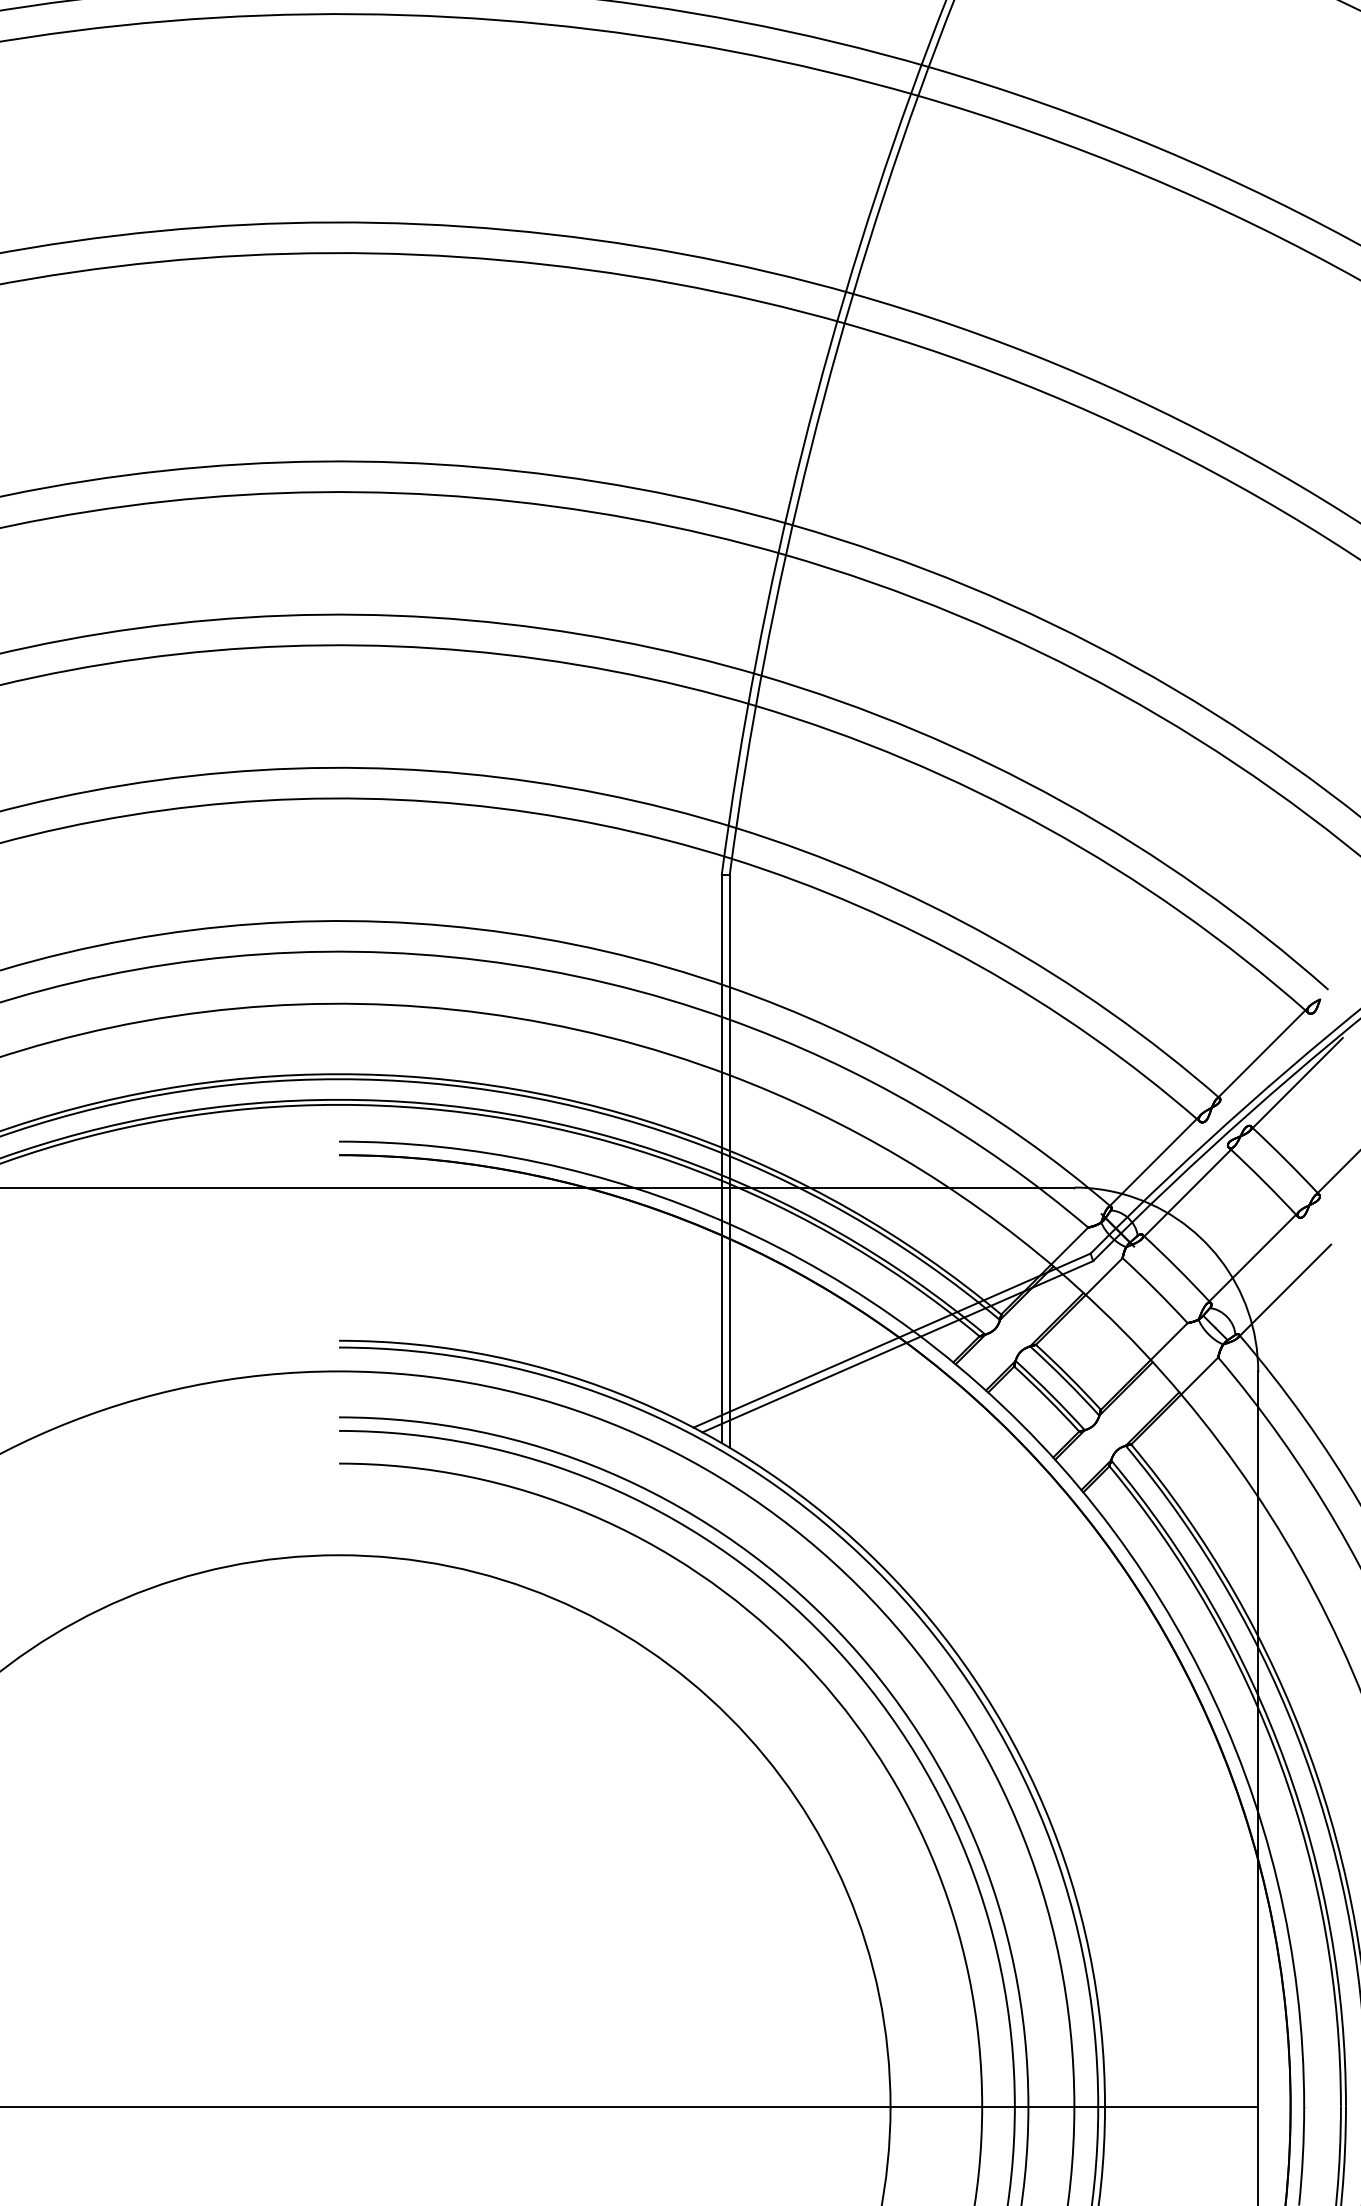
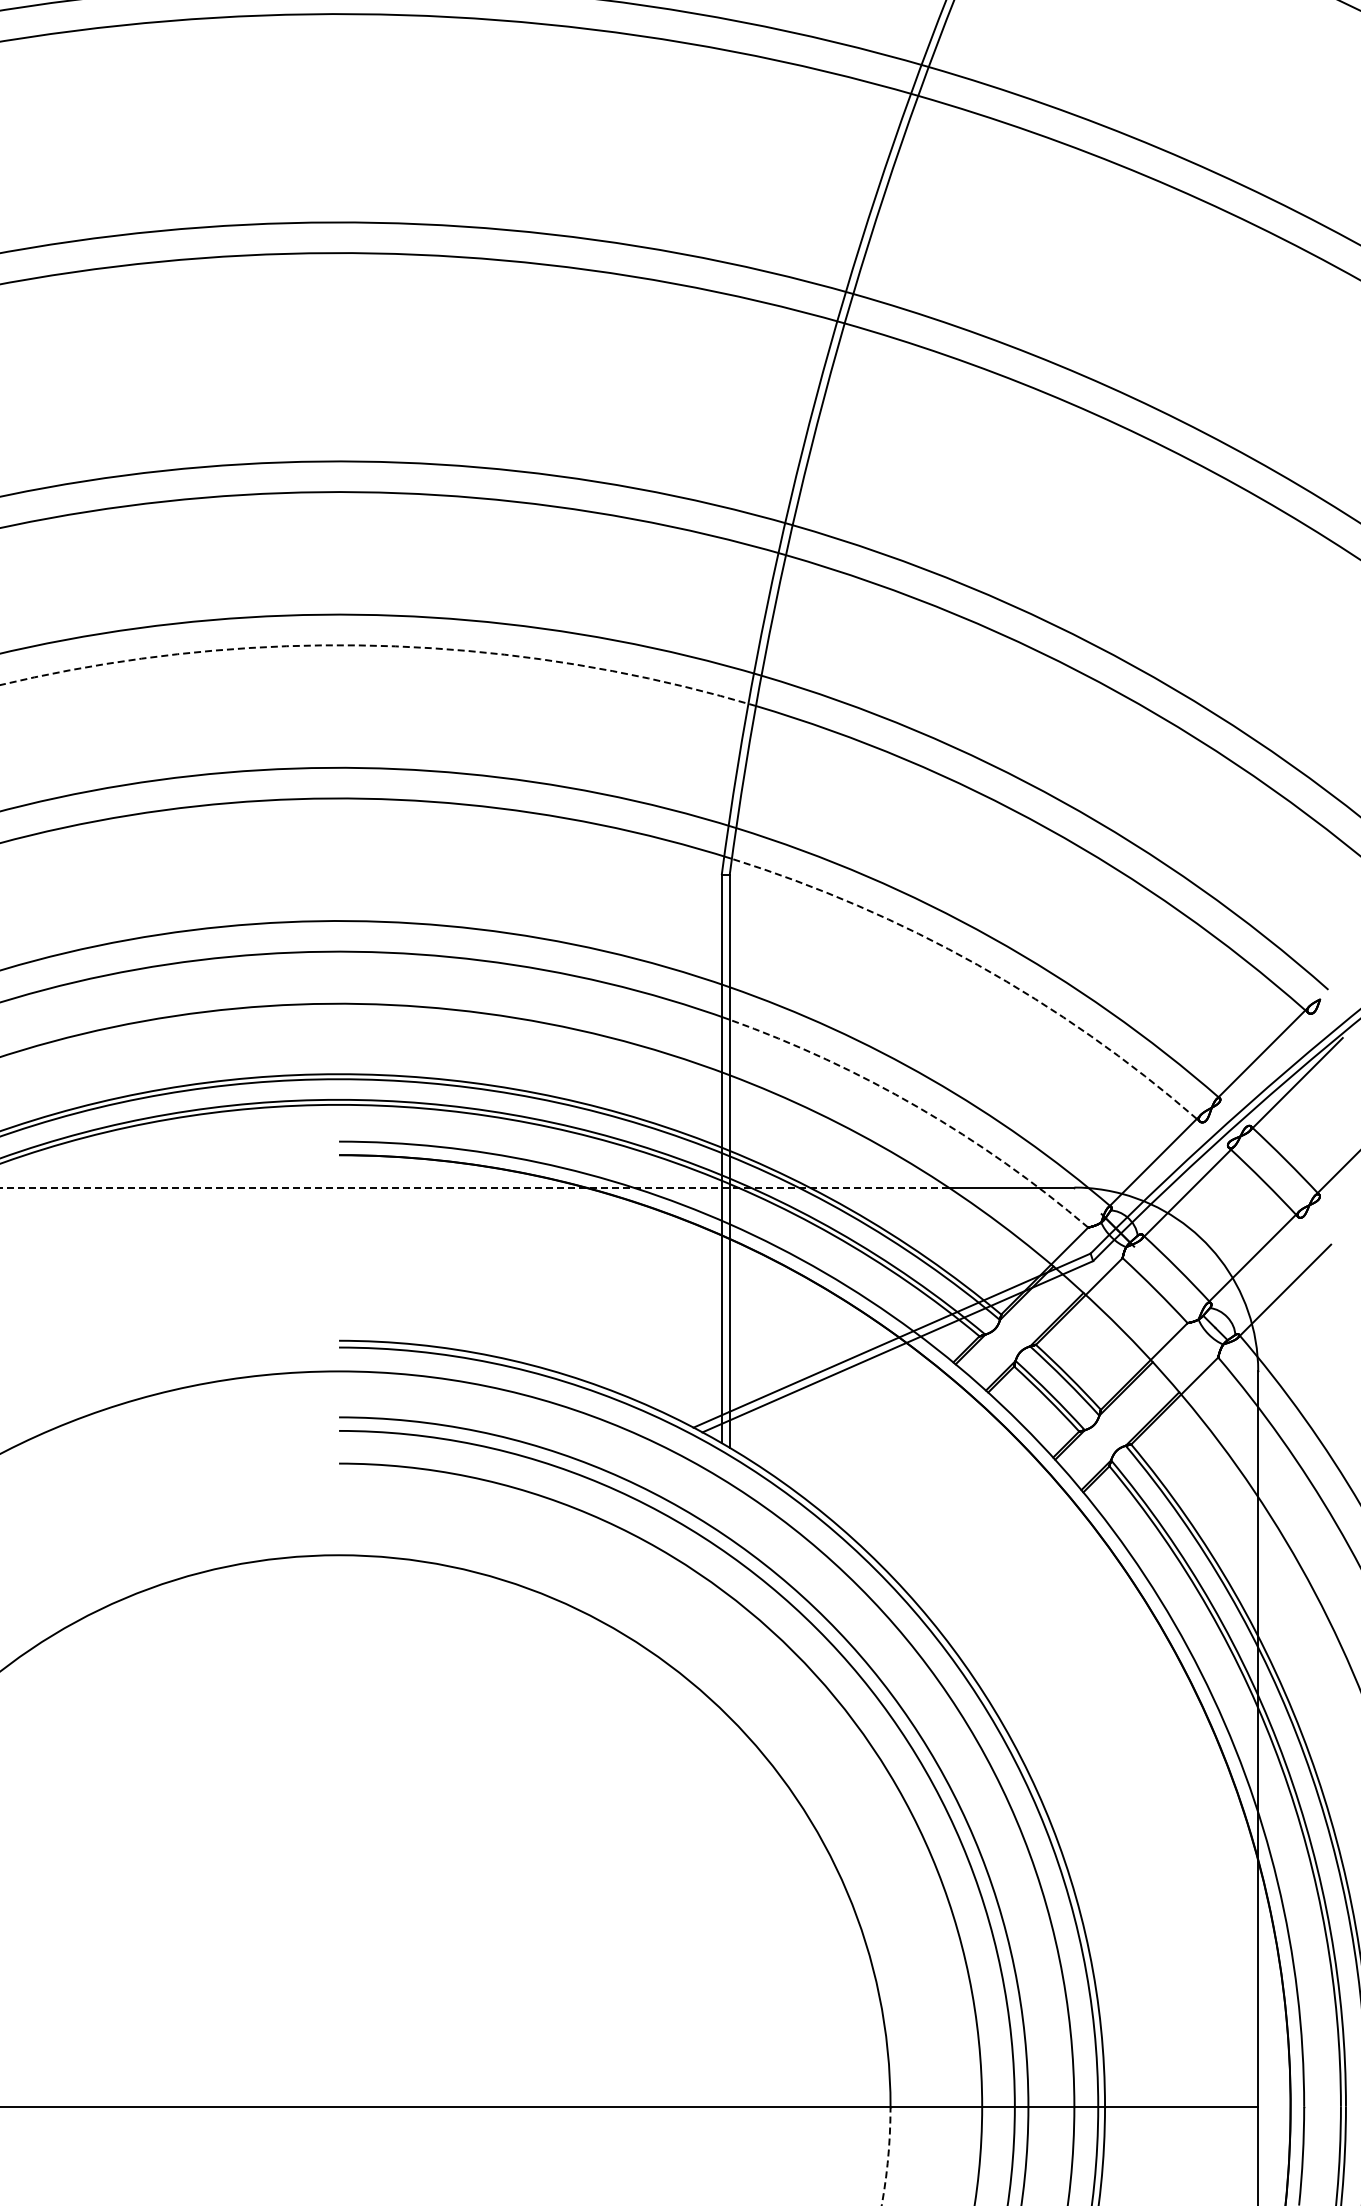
arc: solid -> dashed (377, 645)
arc: solid -> dashed (977, 964)
arc: solid -> dashed (918, 1107)
line: solid -> dashed (473, 1187)
arc: solid -> dashed (888, 2155)
